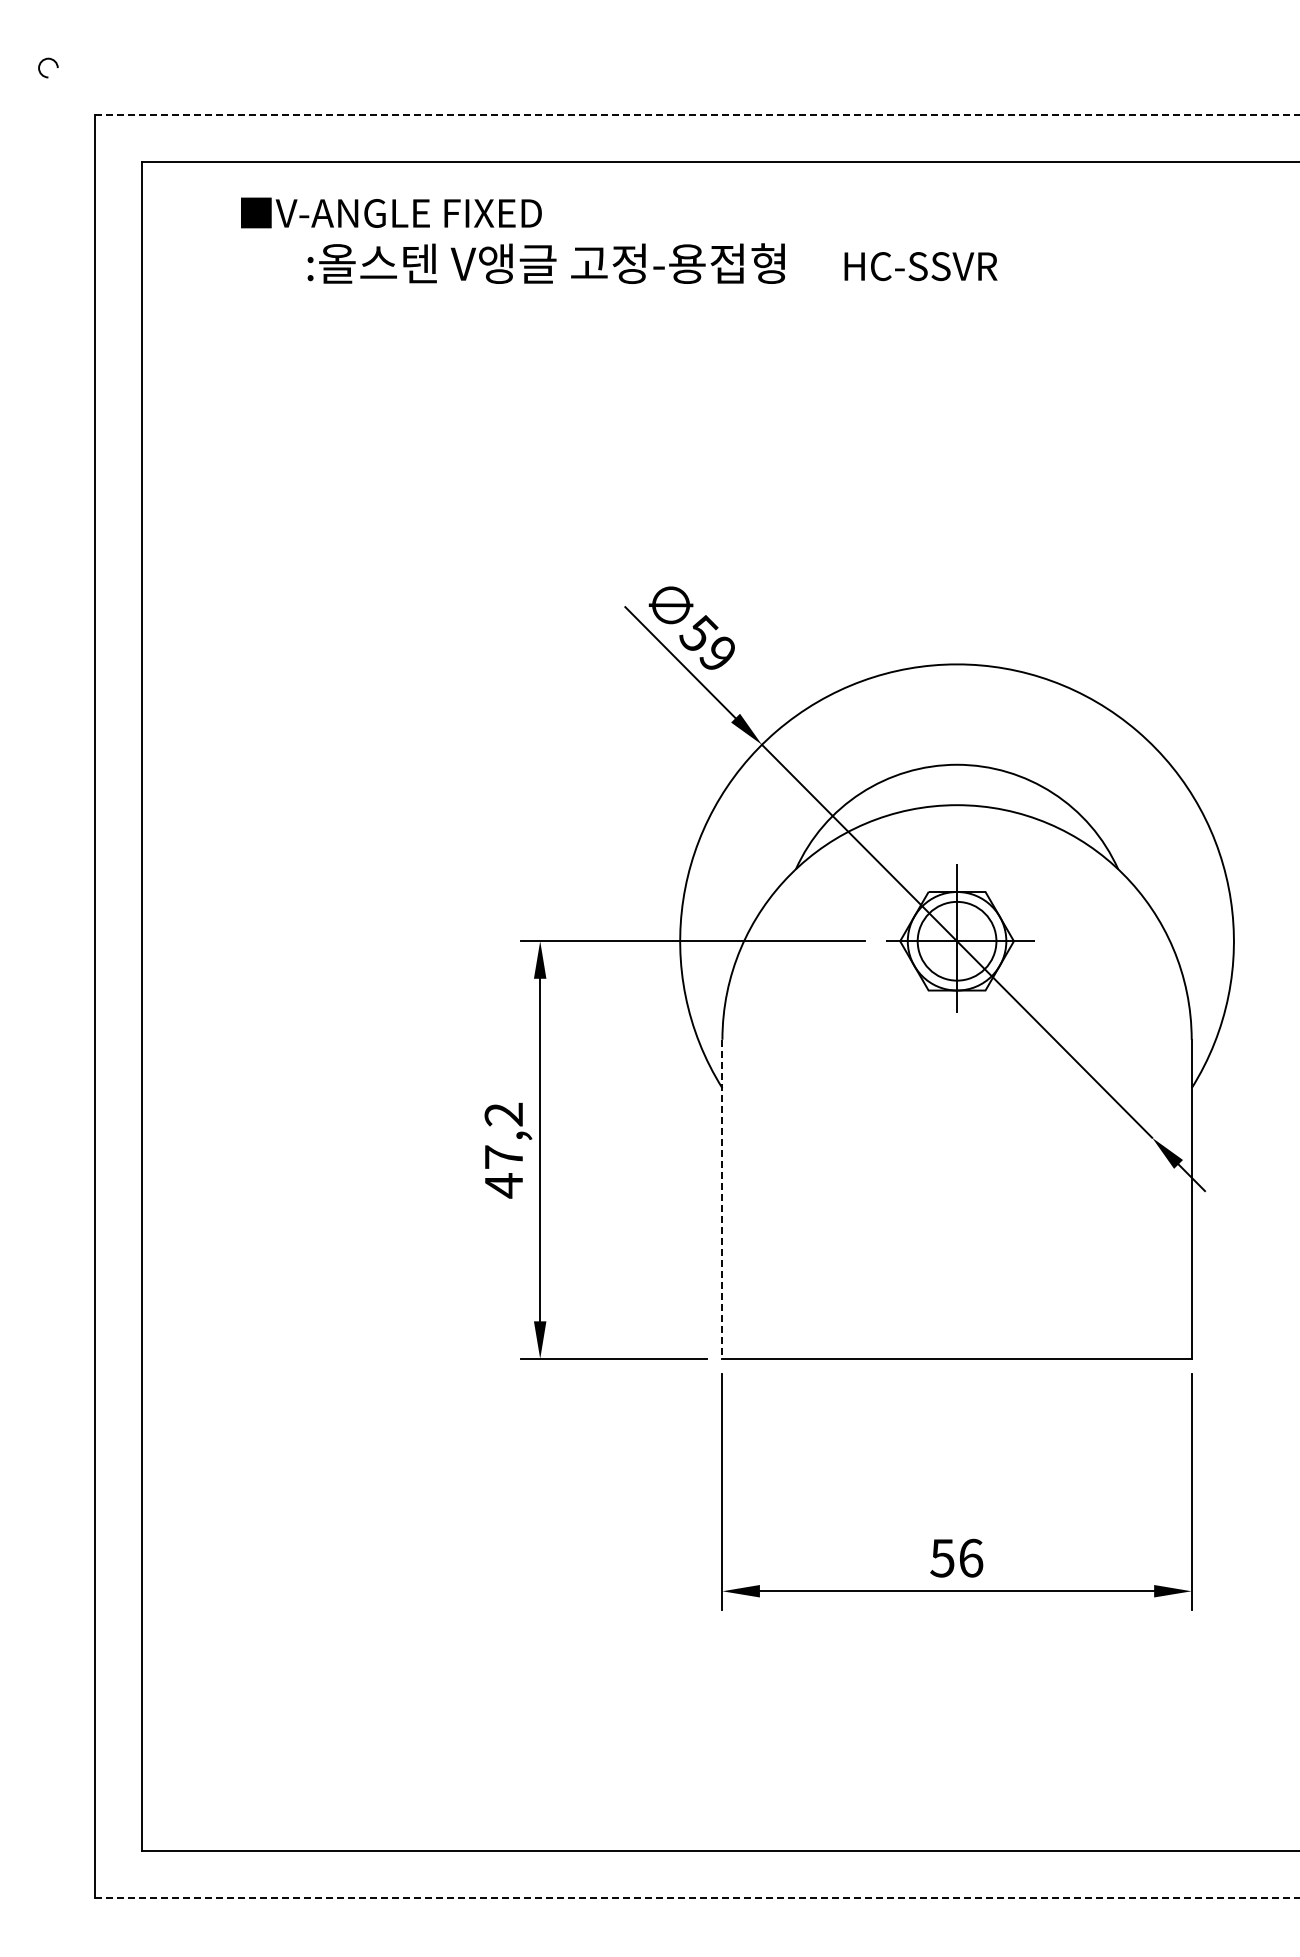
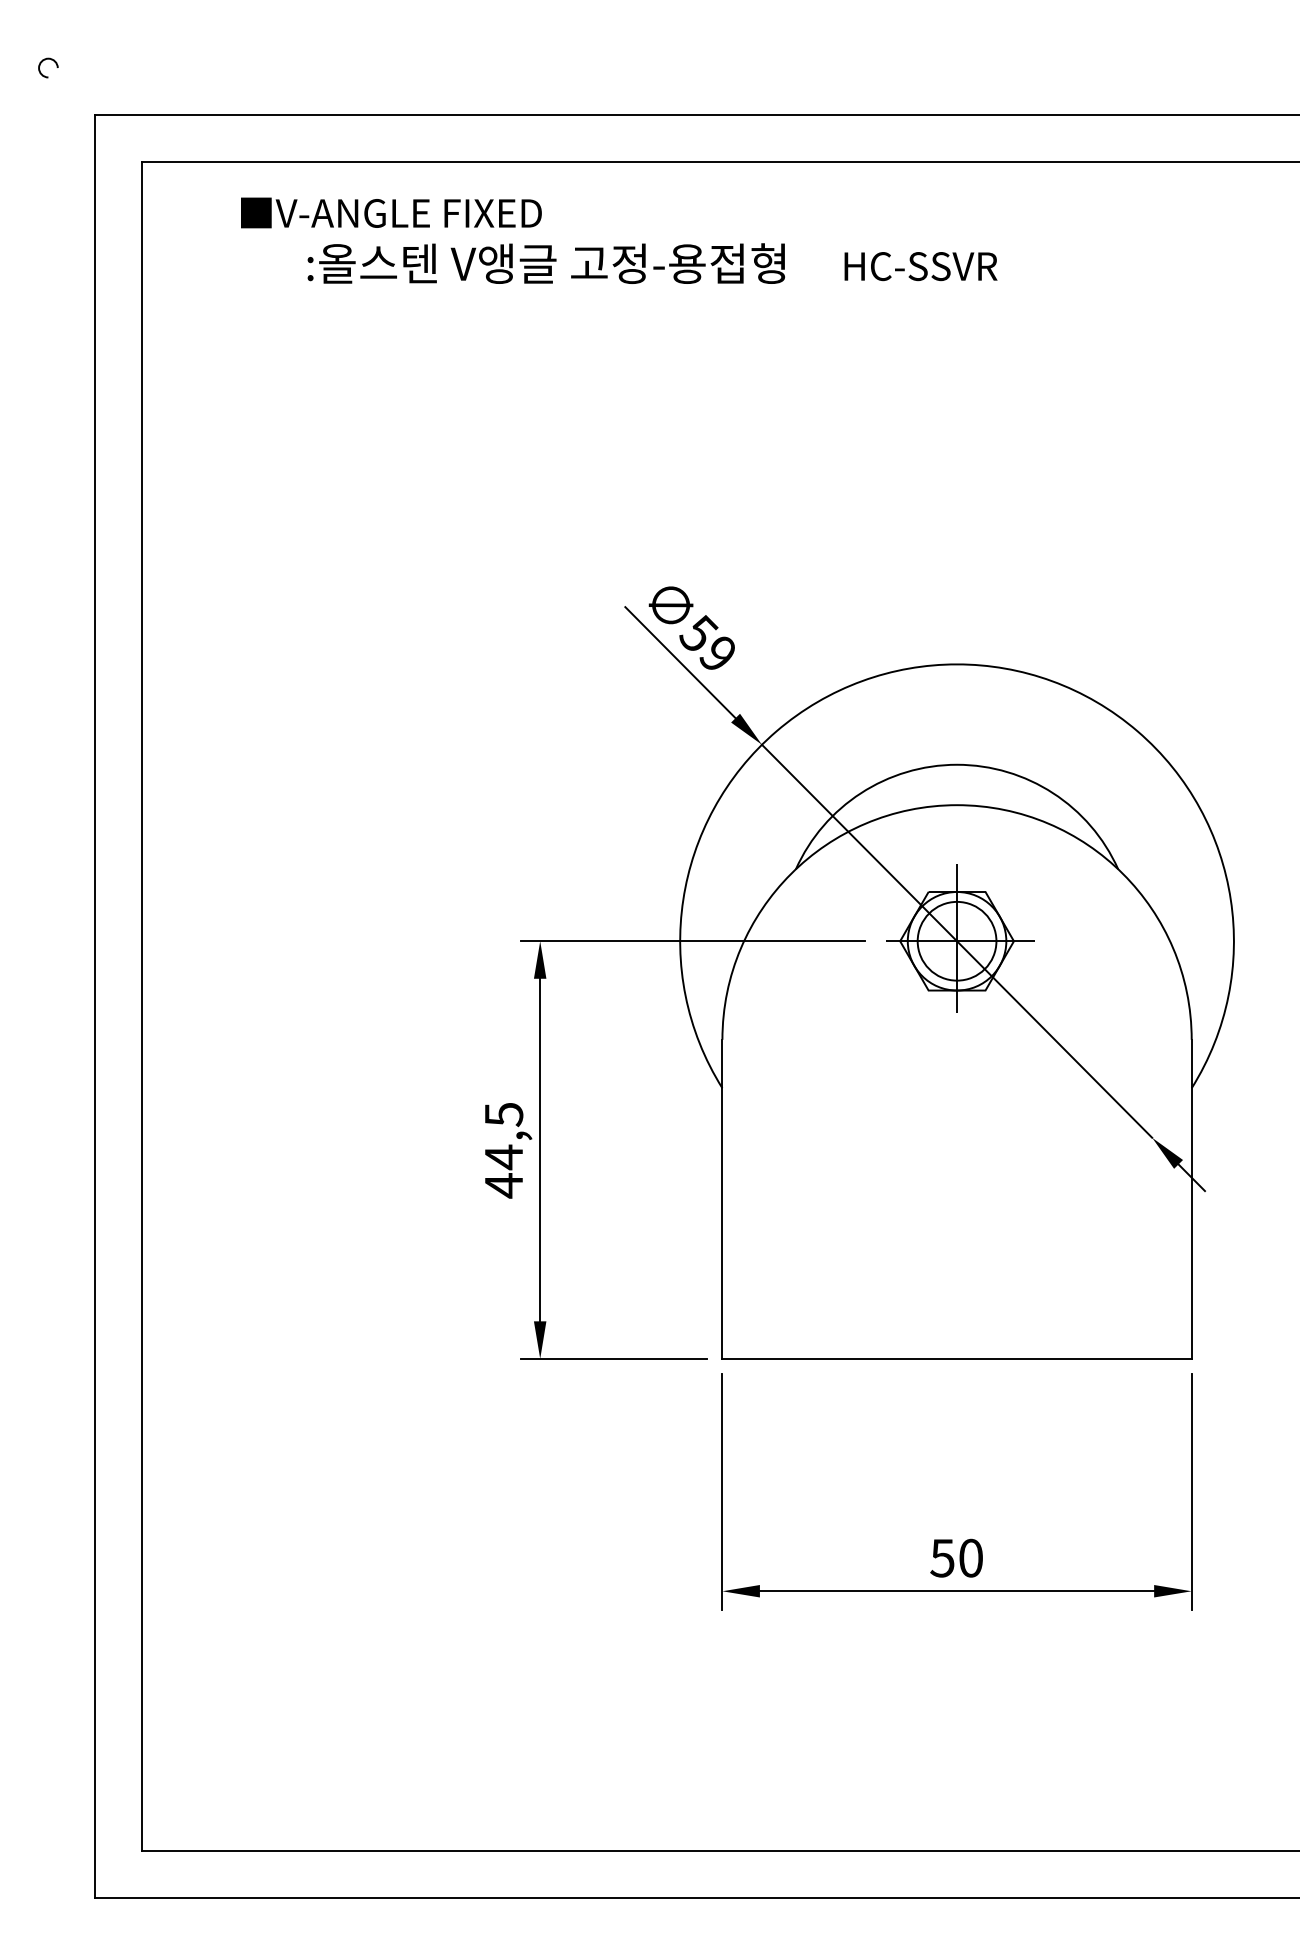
line: dashed -> solid (697, 115)
text: 47,2 -> 44,5 (503, 1136)
line: dashed -> solid (722, 1199)
text: 56 -> 50 (971, 1557)
line: dashed -> solid (697, 1898)
